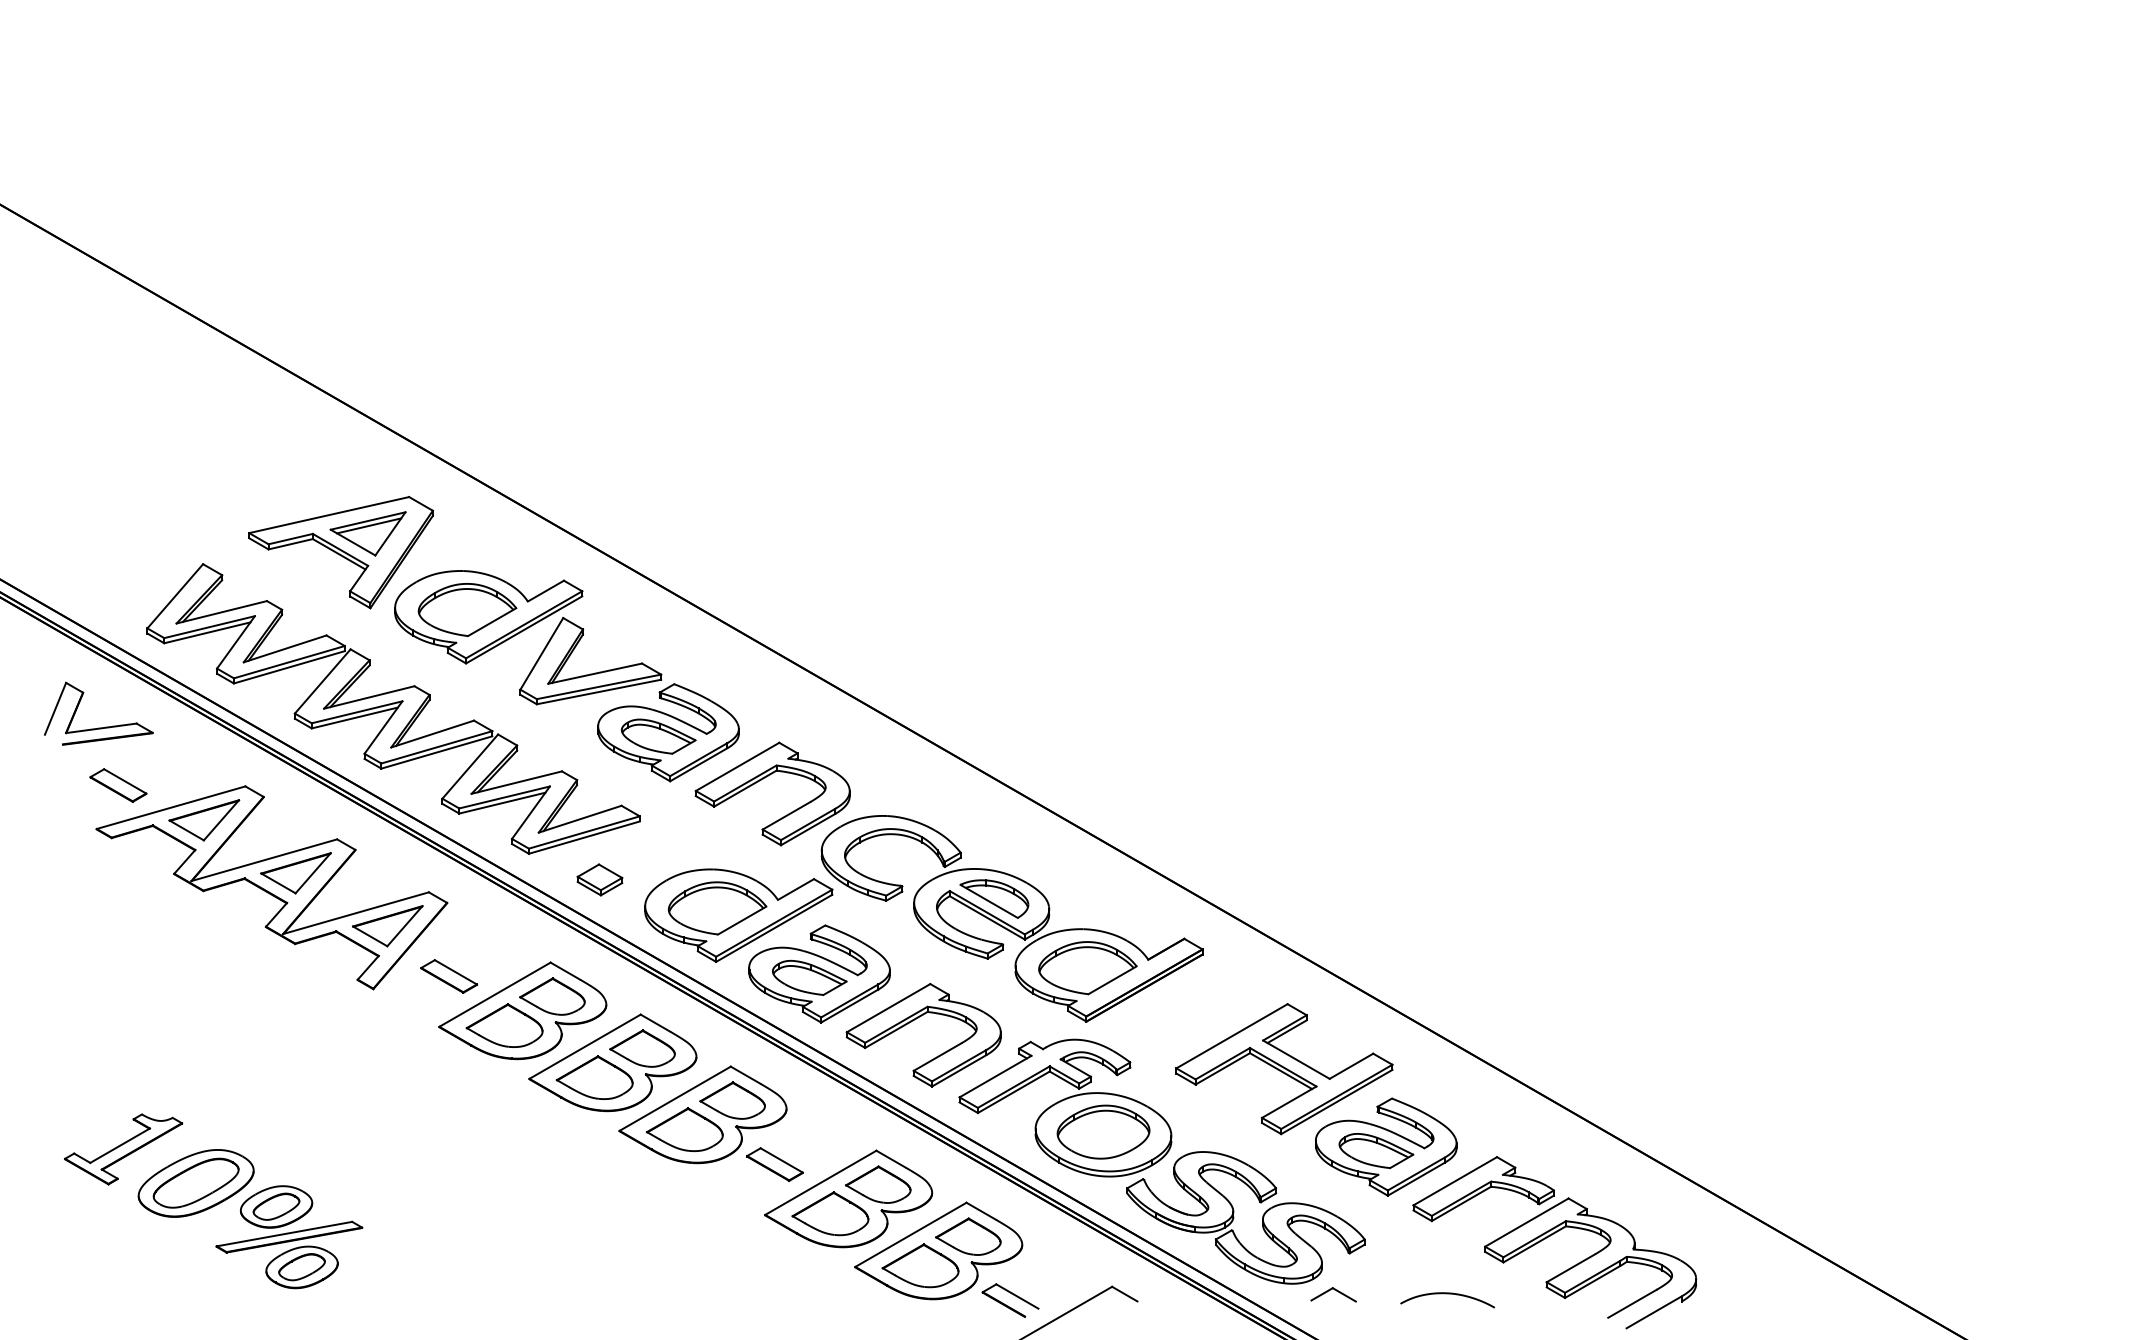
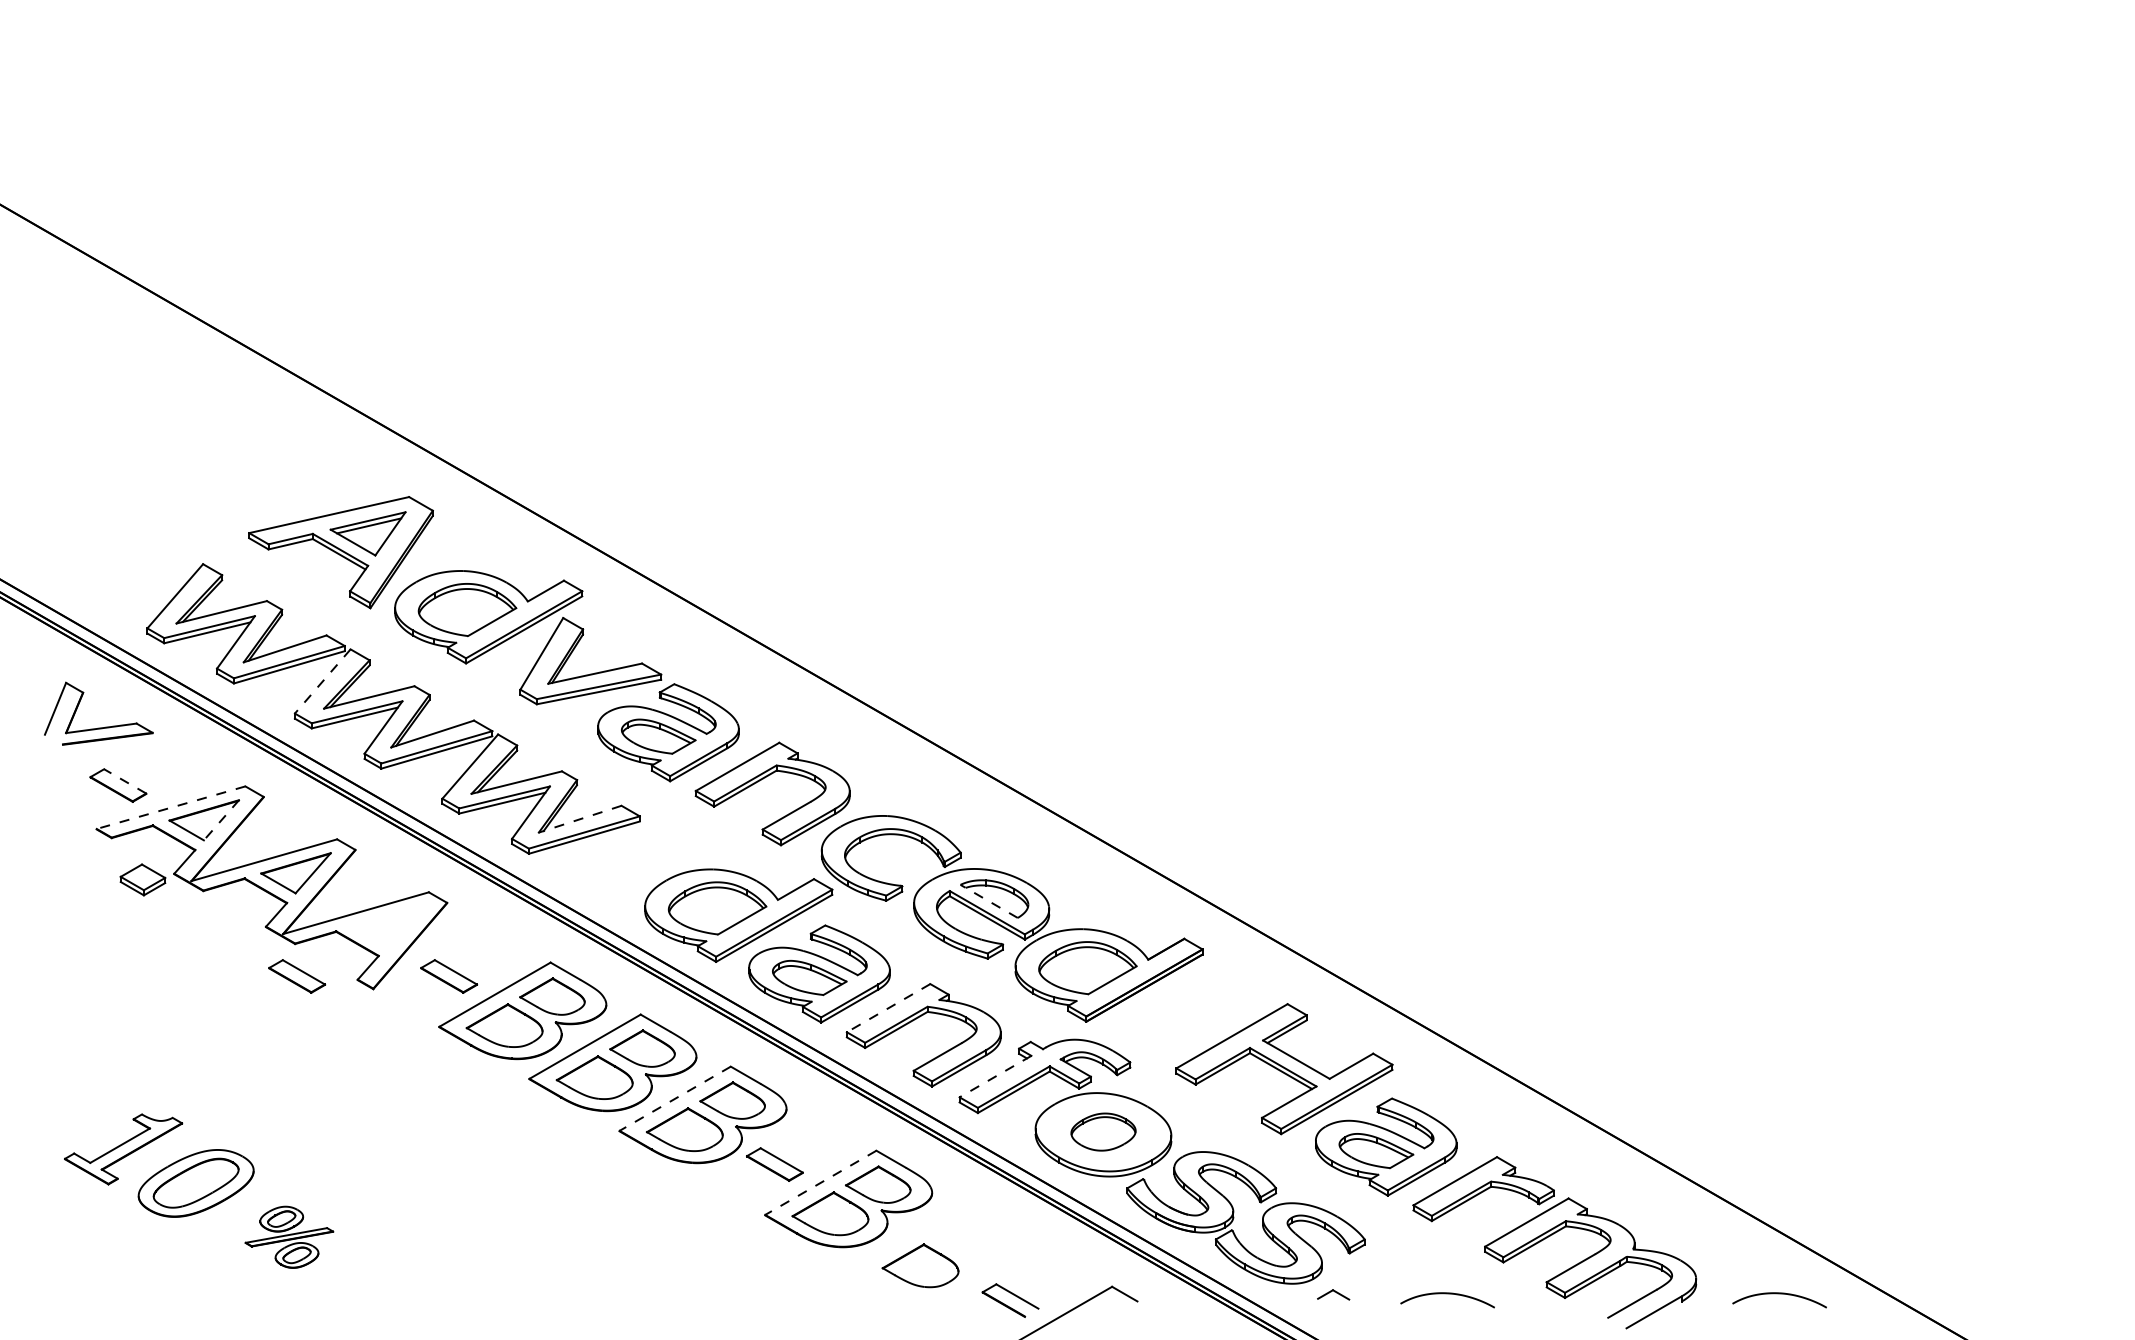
line: solid -> dashed (322, 681)
line: solid -> dashed (124, 781)
line: solid -> dashed (170, 807)
line: solid -> dashed (579, 819)
line: solid -> dashed (221, 820)
part position: (599, 879) -> (142, 879) (142, 879)
line: solid -> dashed (988, 901)
part: present -> none (387, 926)
part: none -> present (297, 976)
line: solid -> dashed (888, 1008)
line: solid -> dashed (995, 1076)
line: solid -> dashed (674, 1099)
part size: 95x56 px -> 67x40 px (1103, 1131)
line: solid -> dashed (820, 1183)
part size: 149x105 px -> 91x64 px (289, 1236)
part: present -> none (938, 1250)
part size: 47x16 px -> 34x12 px (1333, 1294)
part: none -> present (1779, 1300)
